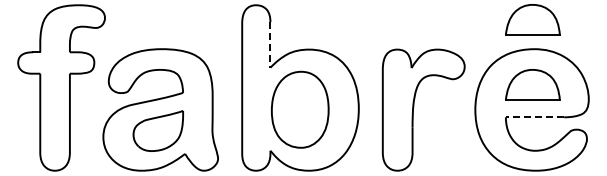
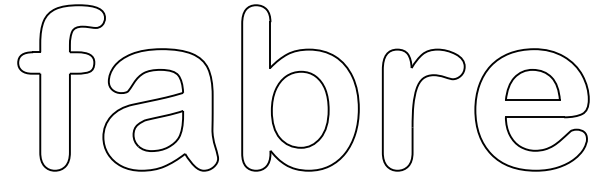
part: present -> none (532, 19)
line: dashed -> solid (270, 44)
line: dashed -> solid (534, 117)
